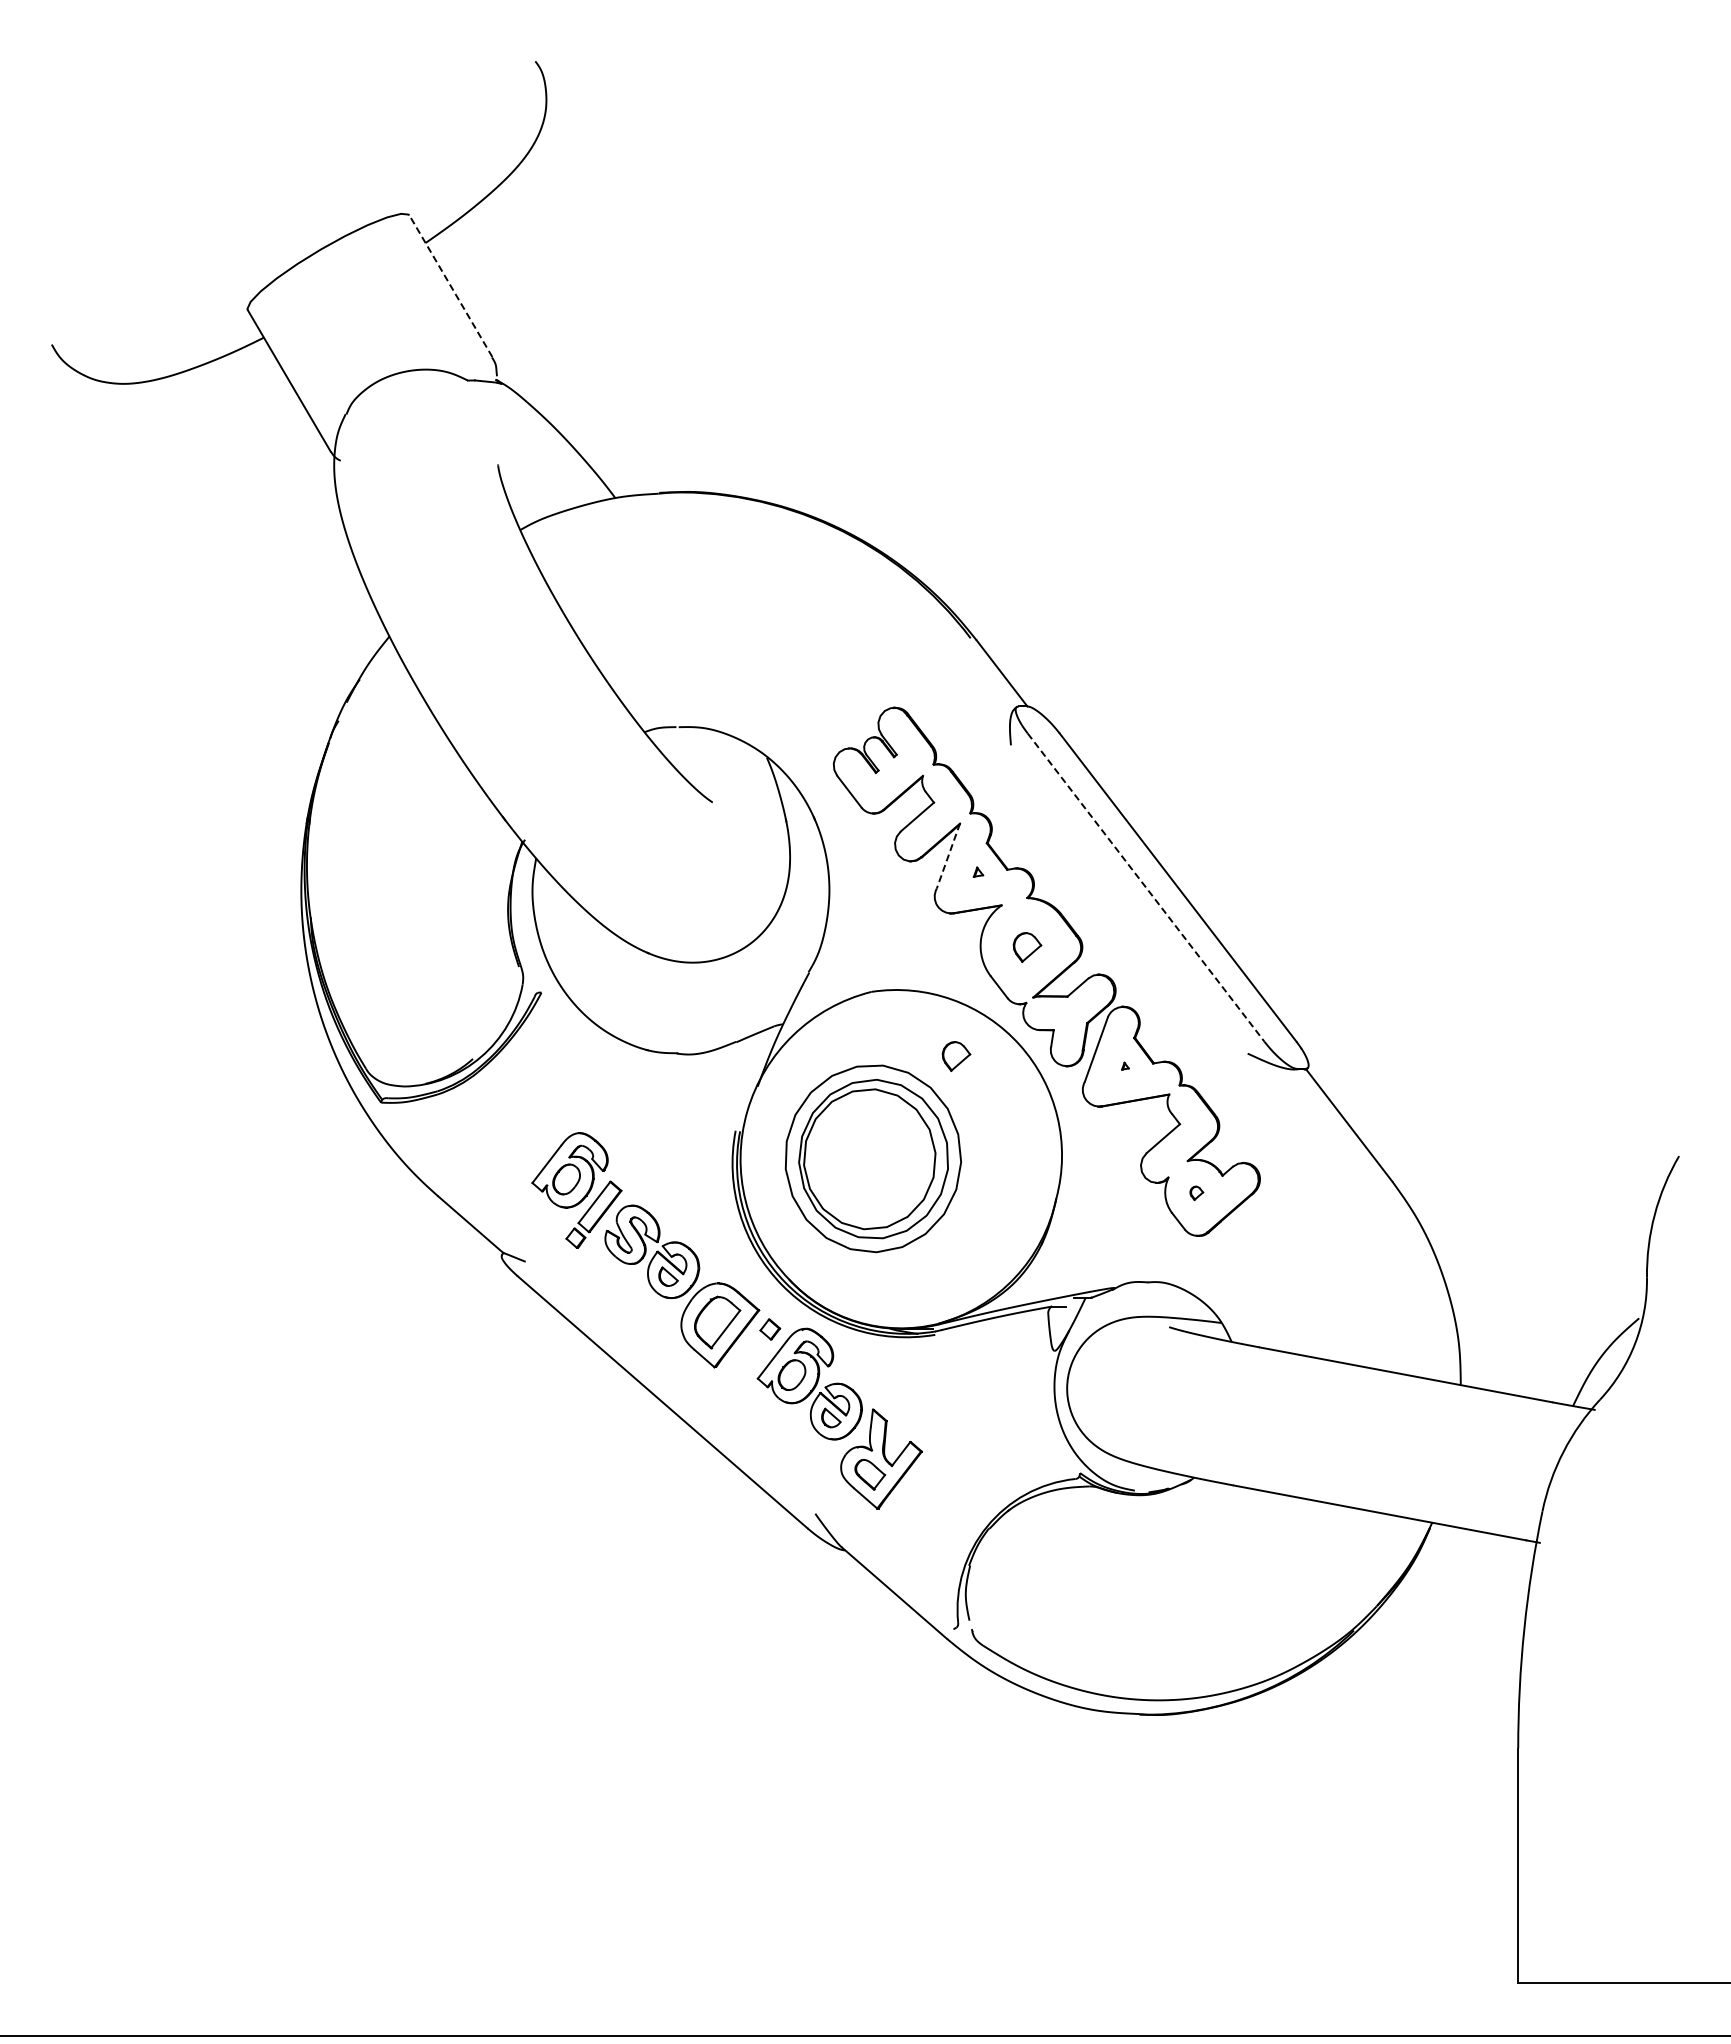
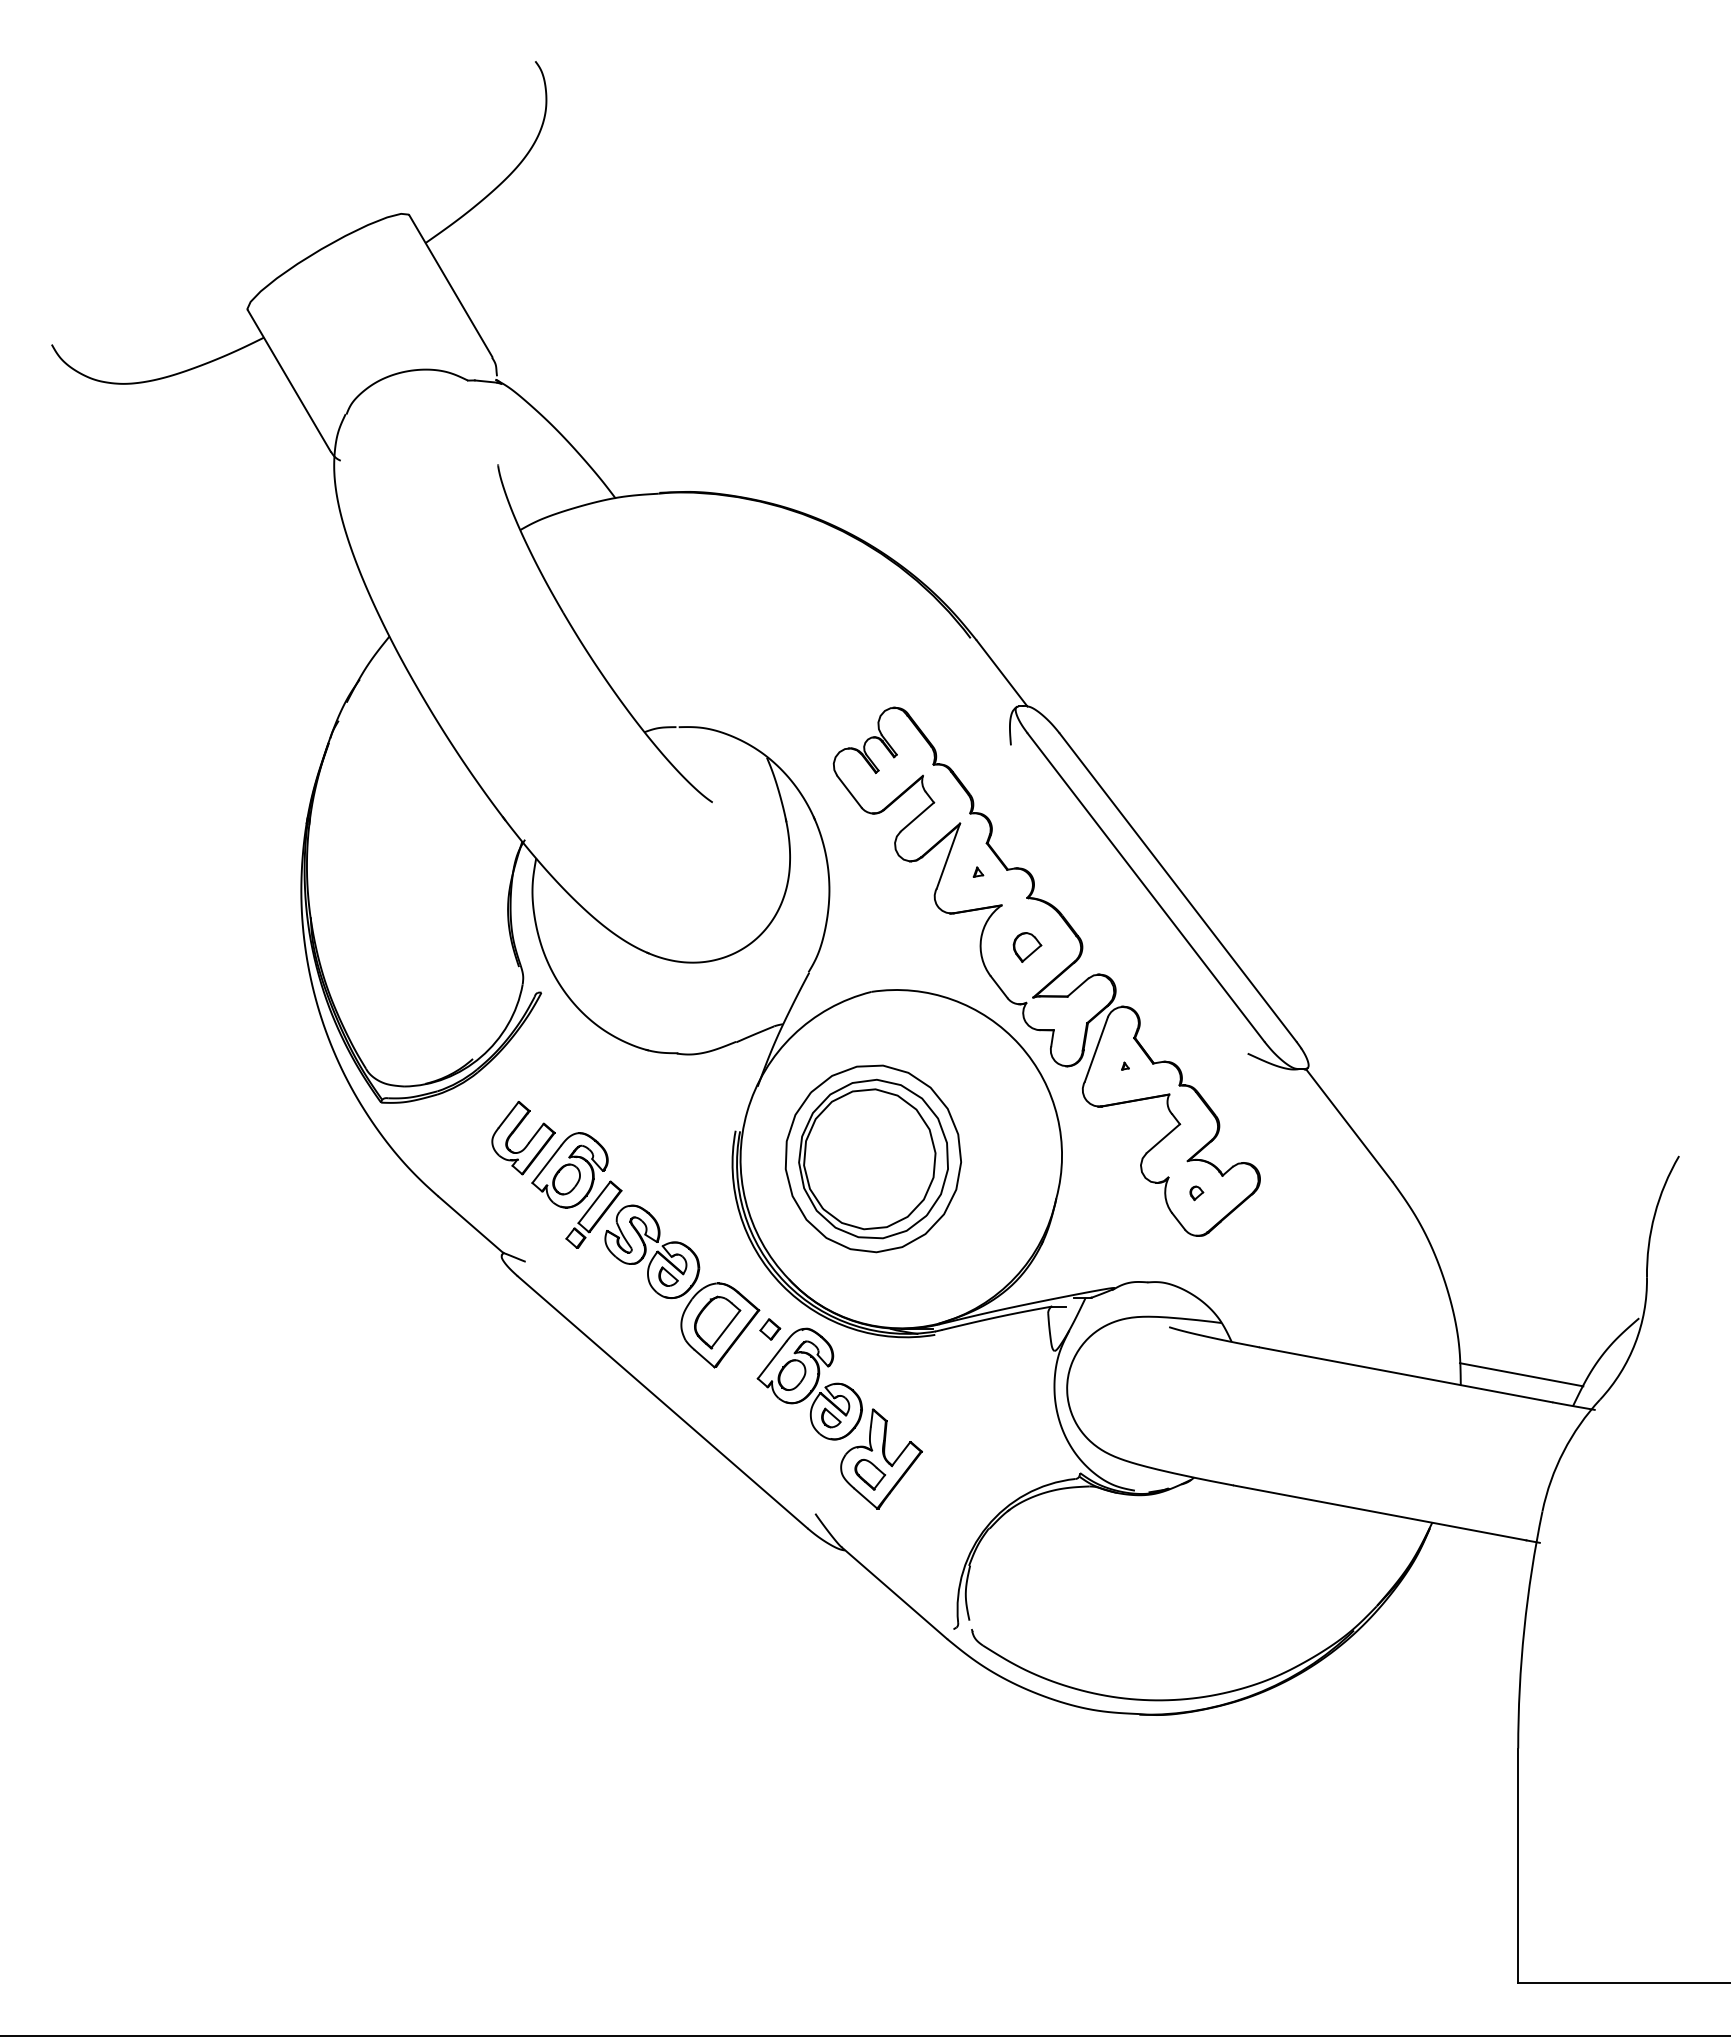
line: dashed -> solid (450, 285)
line: dashed -> solid (948, 856)
line: dashed -> solid (1146, 888)
part: present -> none (956, 1056)
part: none -> present (523, 1138)
line: none -> present (1521, 1374)
